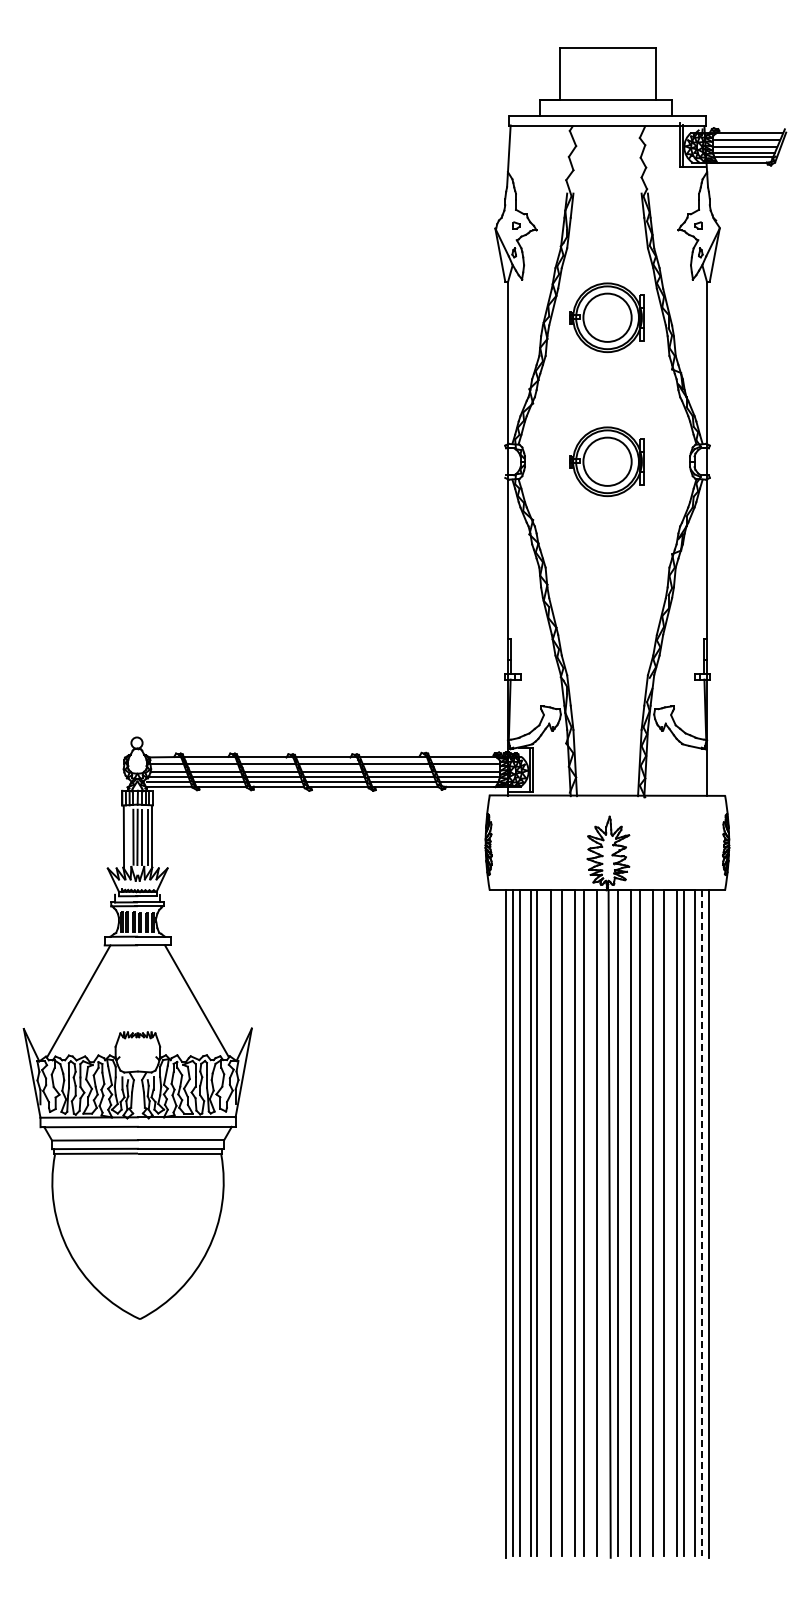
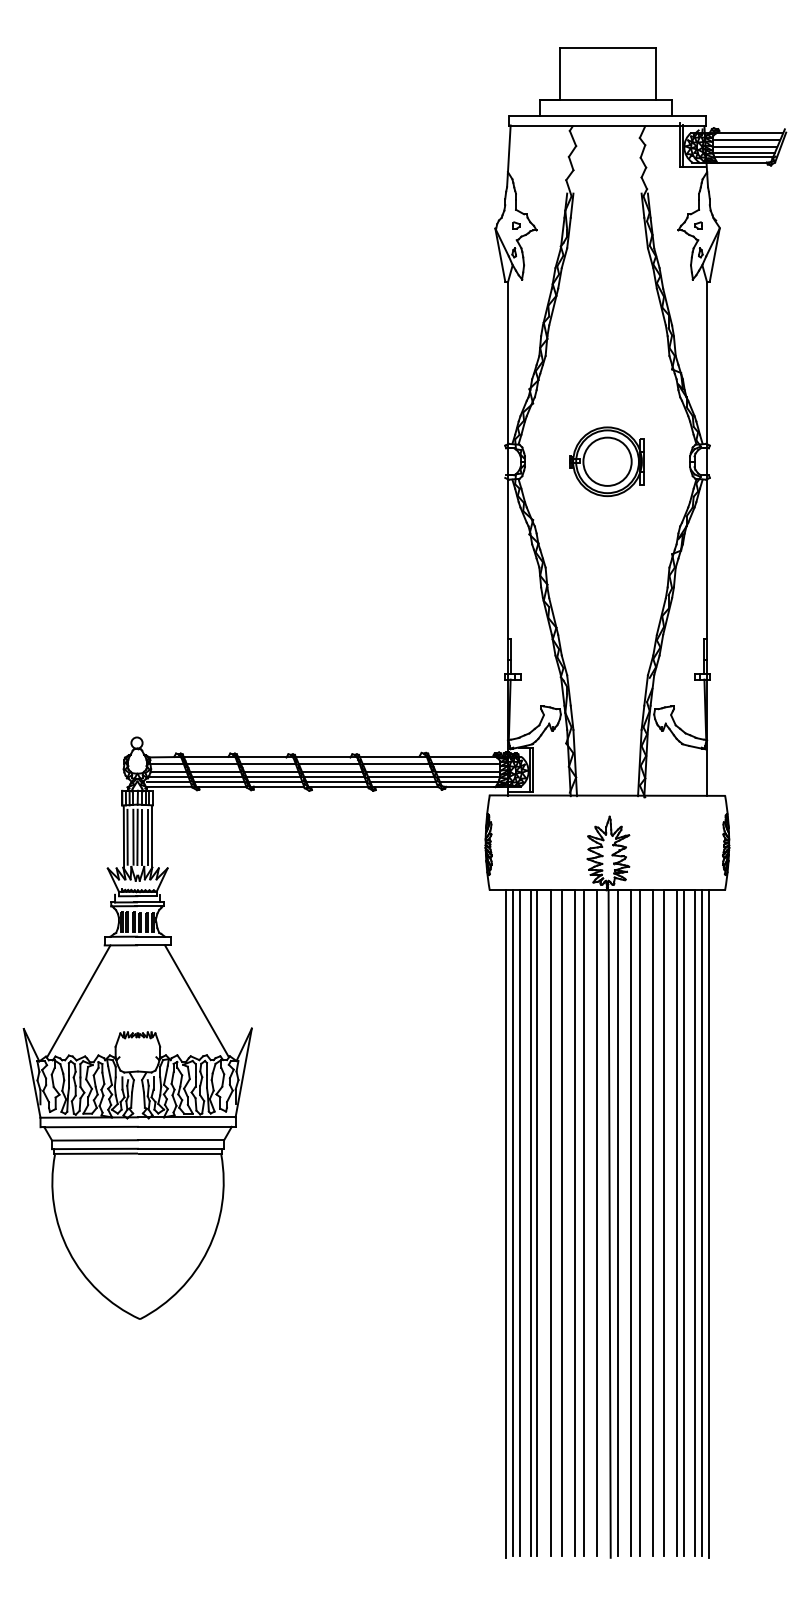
part: present -> none (606, 317)
line: none -> present (127, 836)
line: dashed -> solid (701, 1223)
